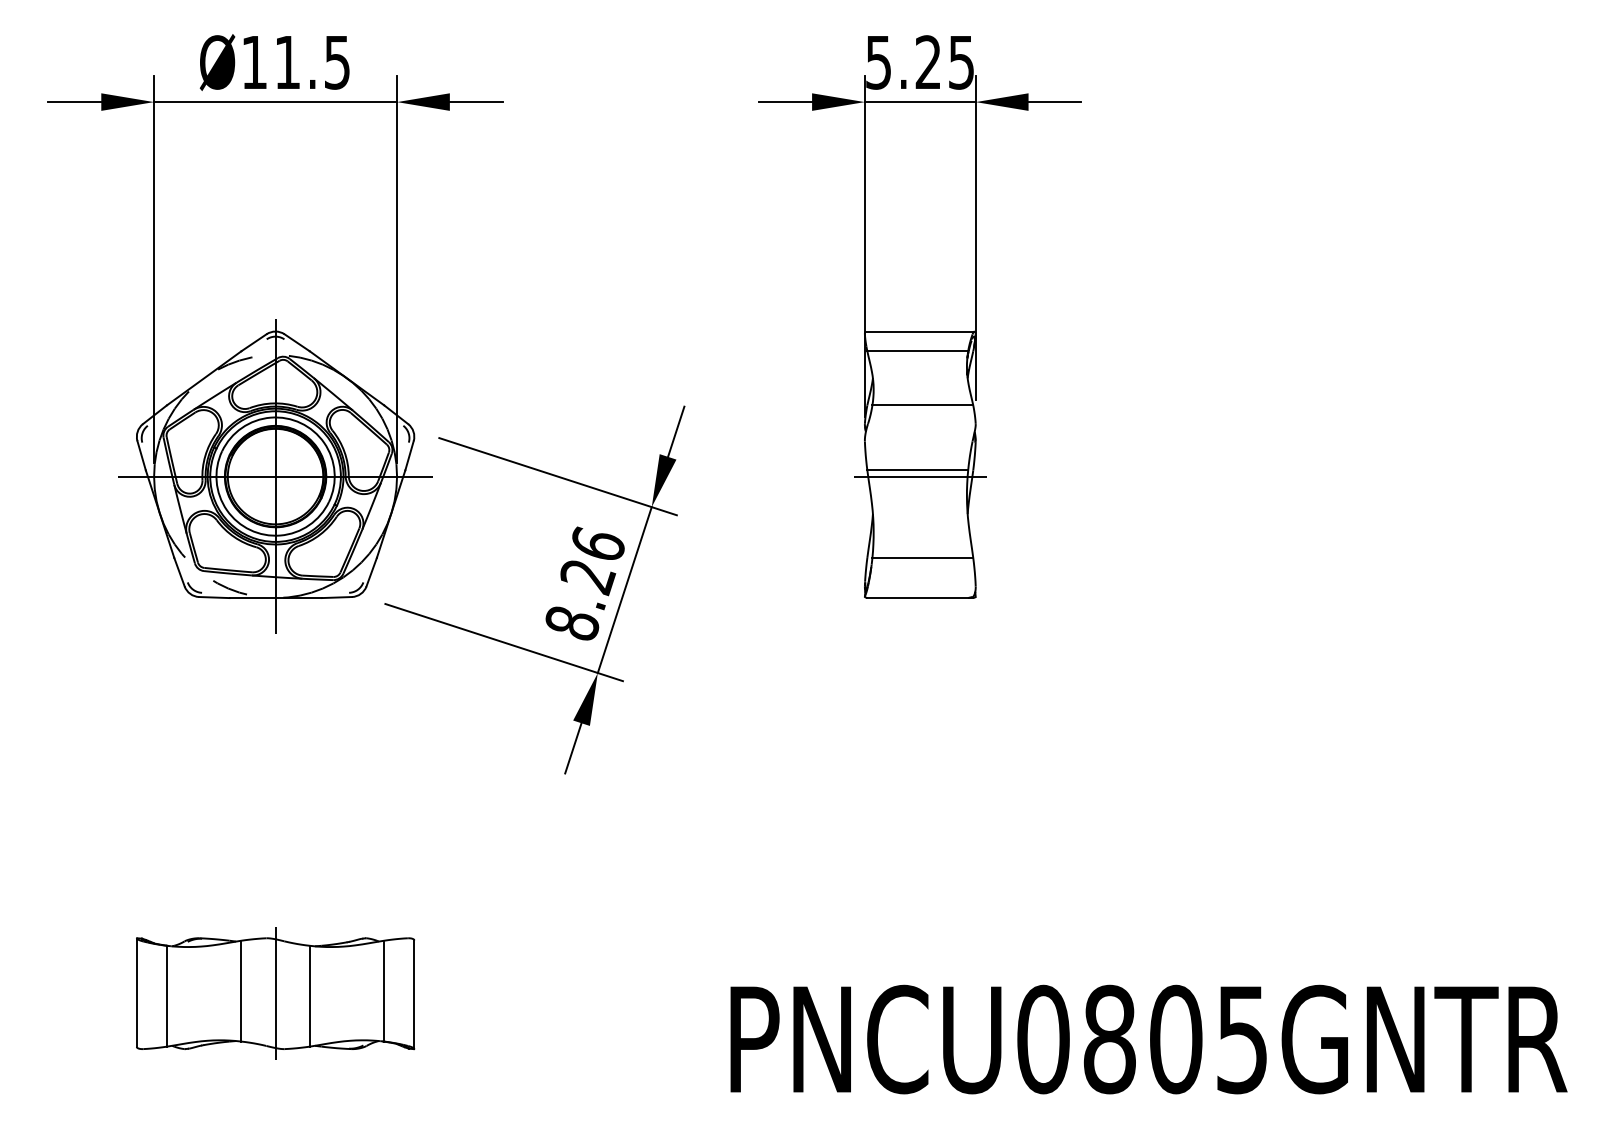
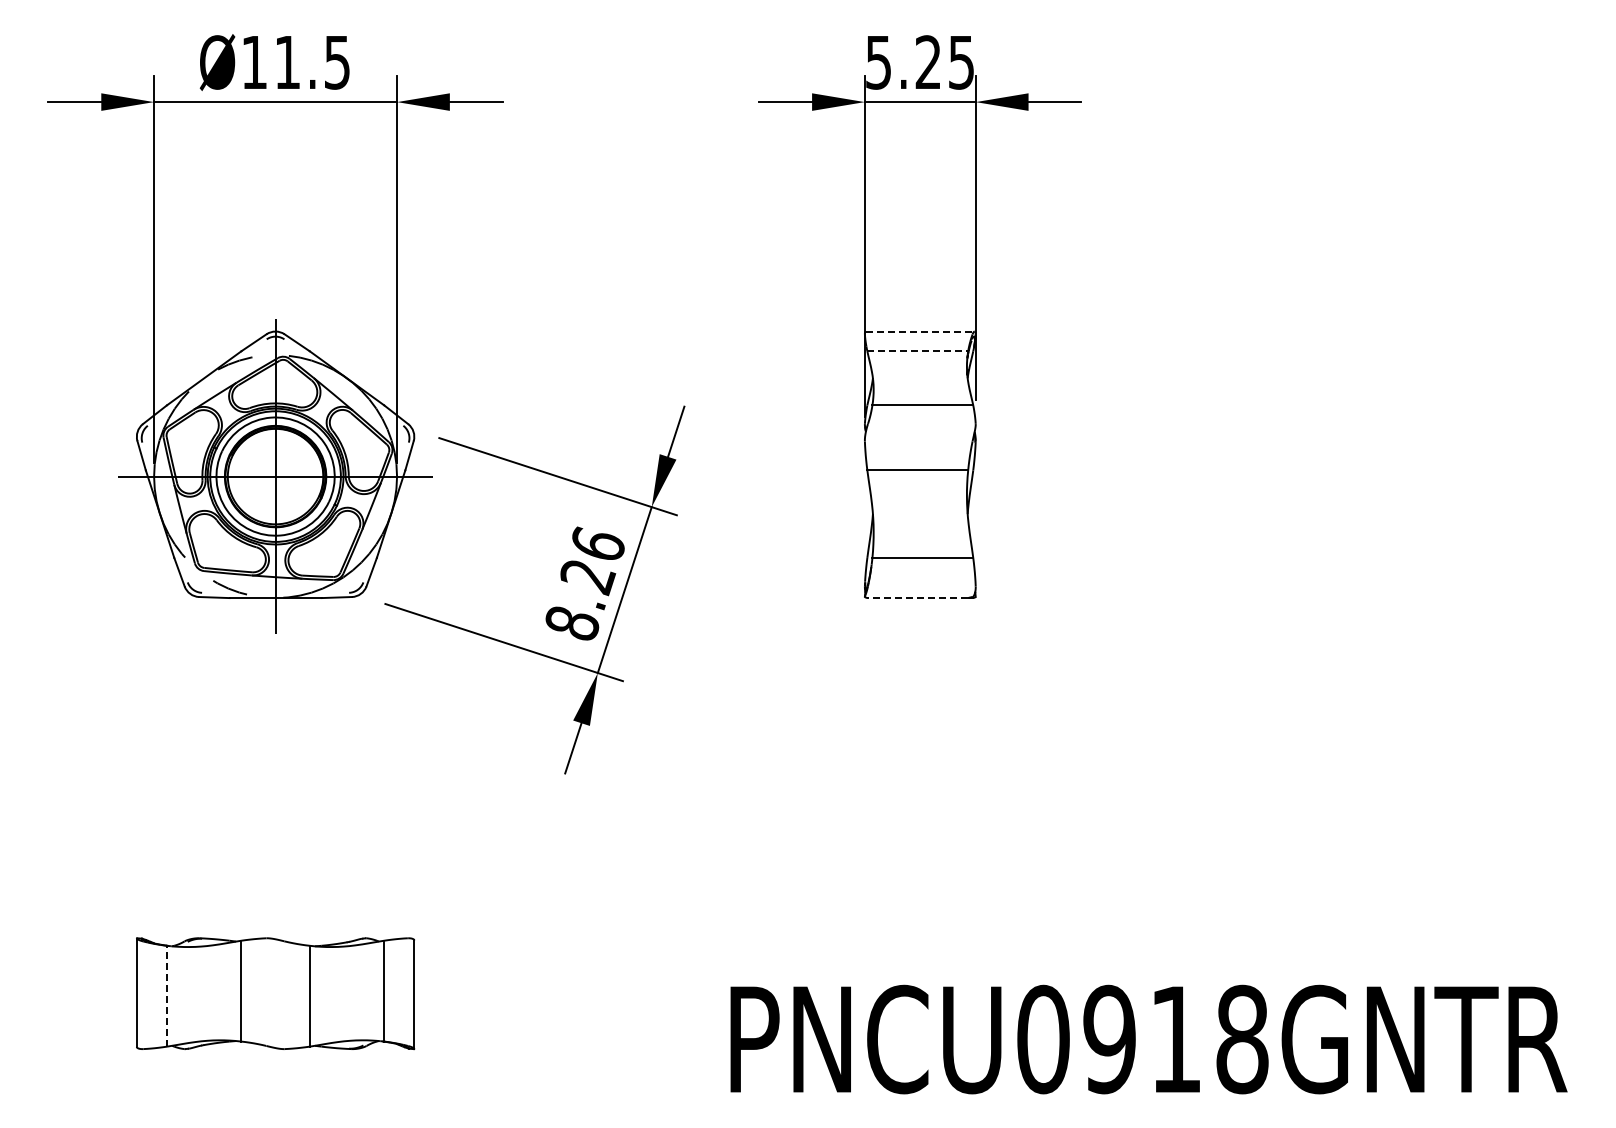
line: solid -> dashed (920, 331)
line: solid -> dashed (918, 351)
line: present -> none (919, 476)
line: solid -> dashed (917, 598)
line: present -> none (275, 993)
line: solid -> dashed (166, 995)
text: PNCU0805GNTR -> PNCU0918GNTR (1175, 1039)
